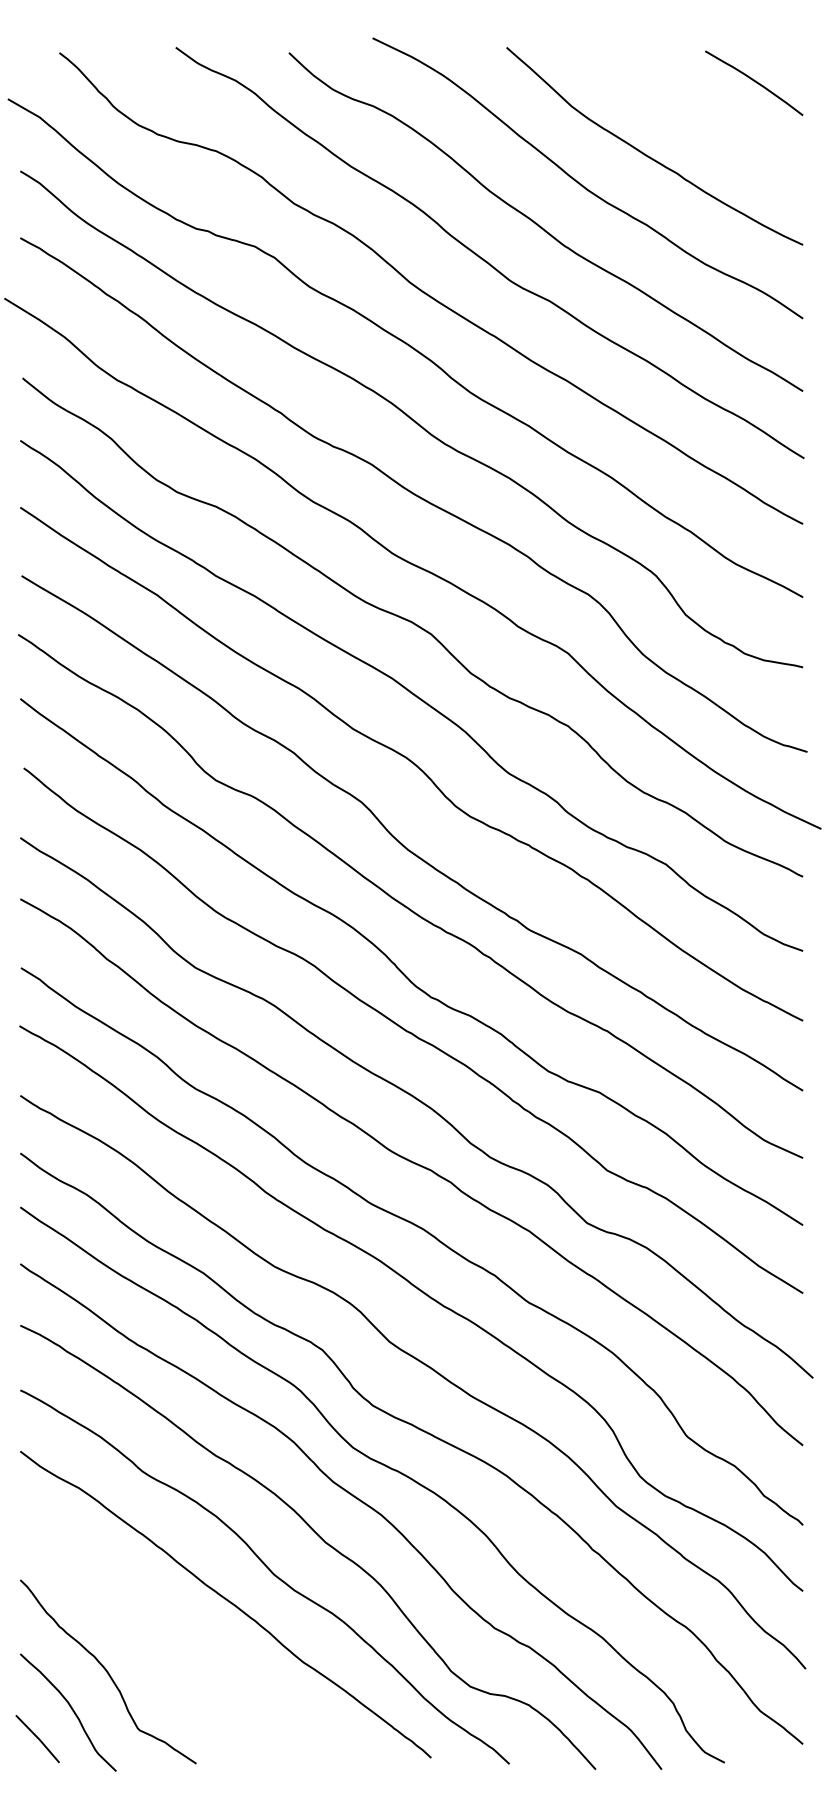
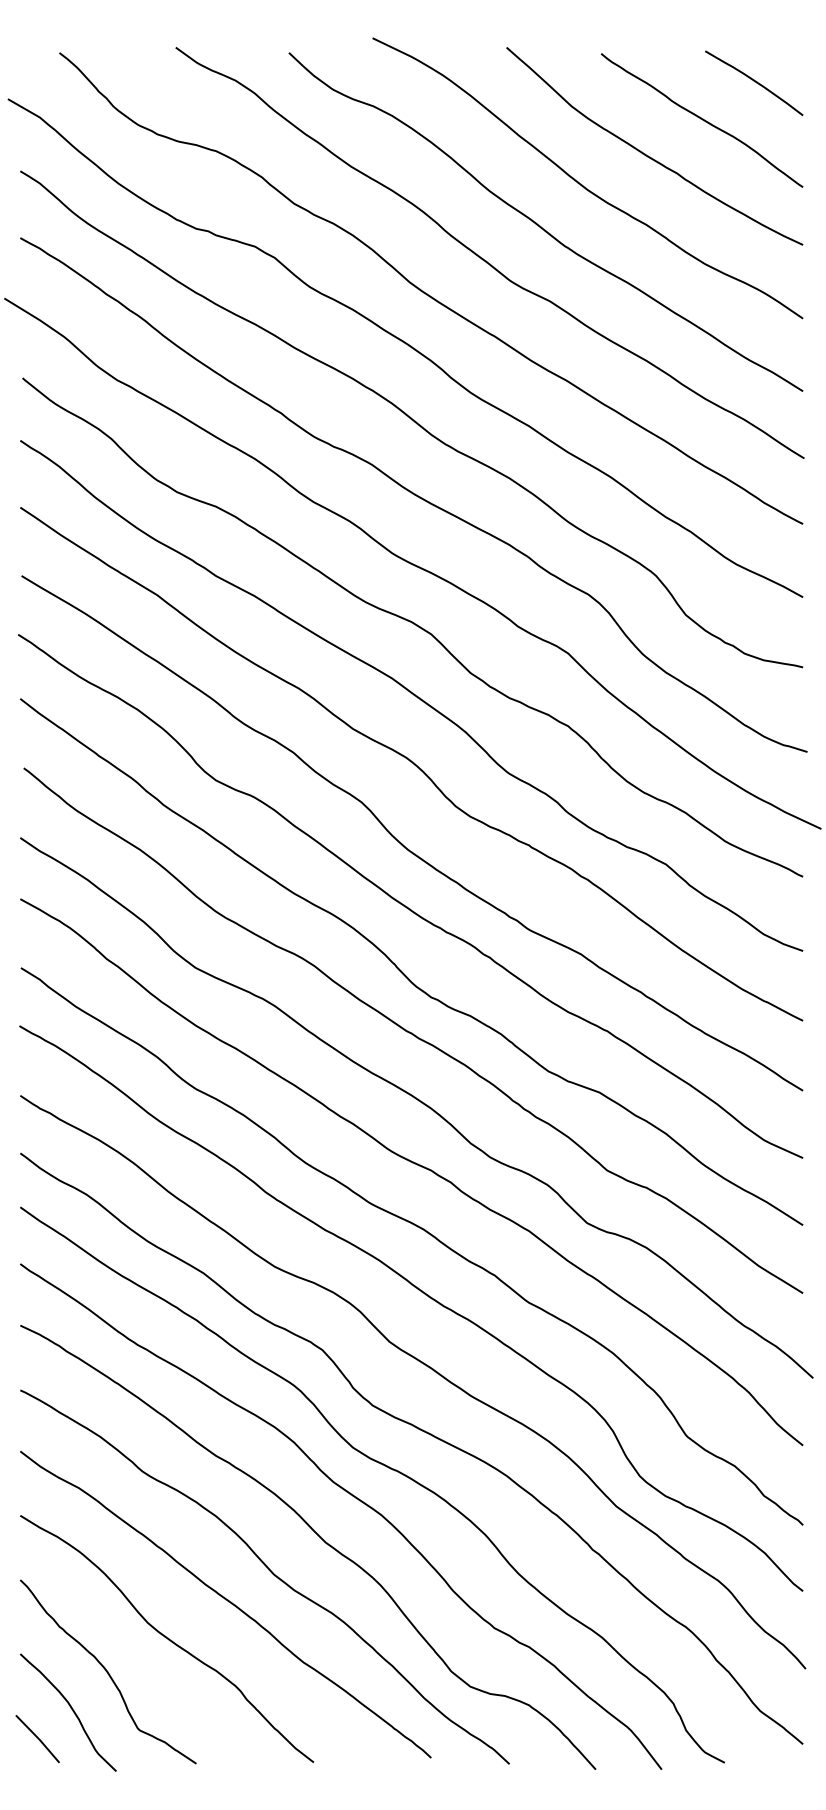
curve: none -> present (701, 119)
curve: none -> present (167, 1638)
